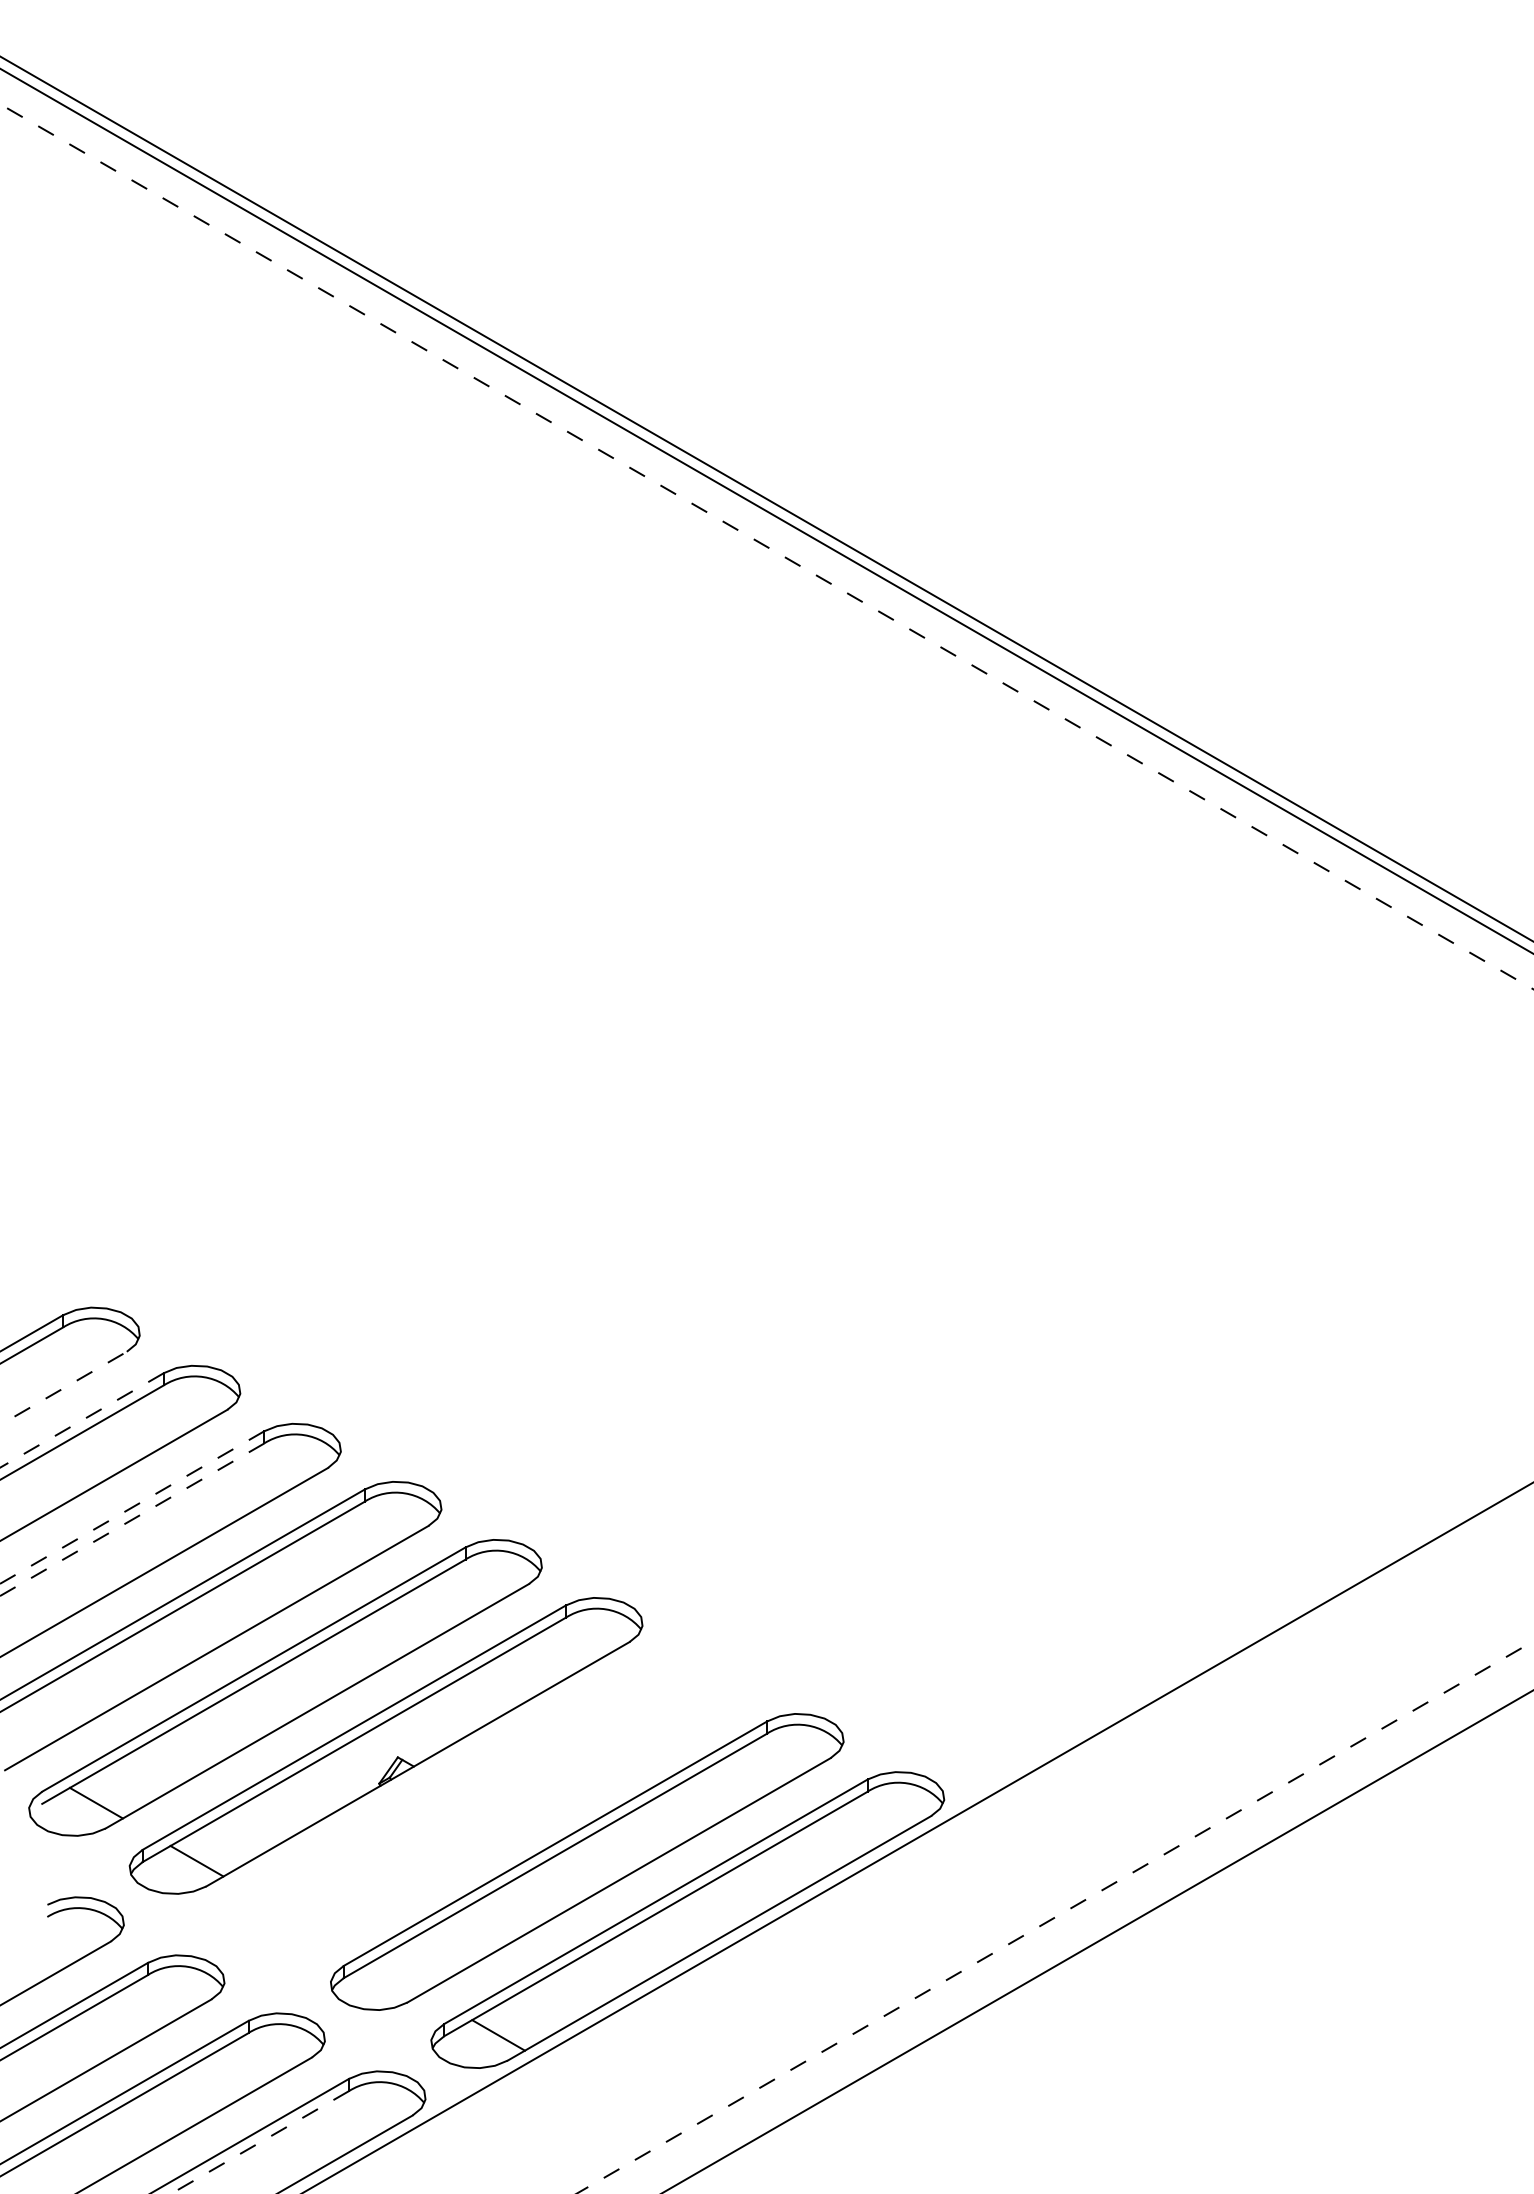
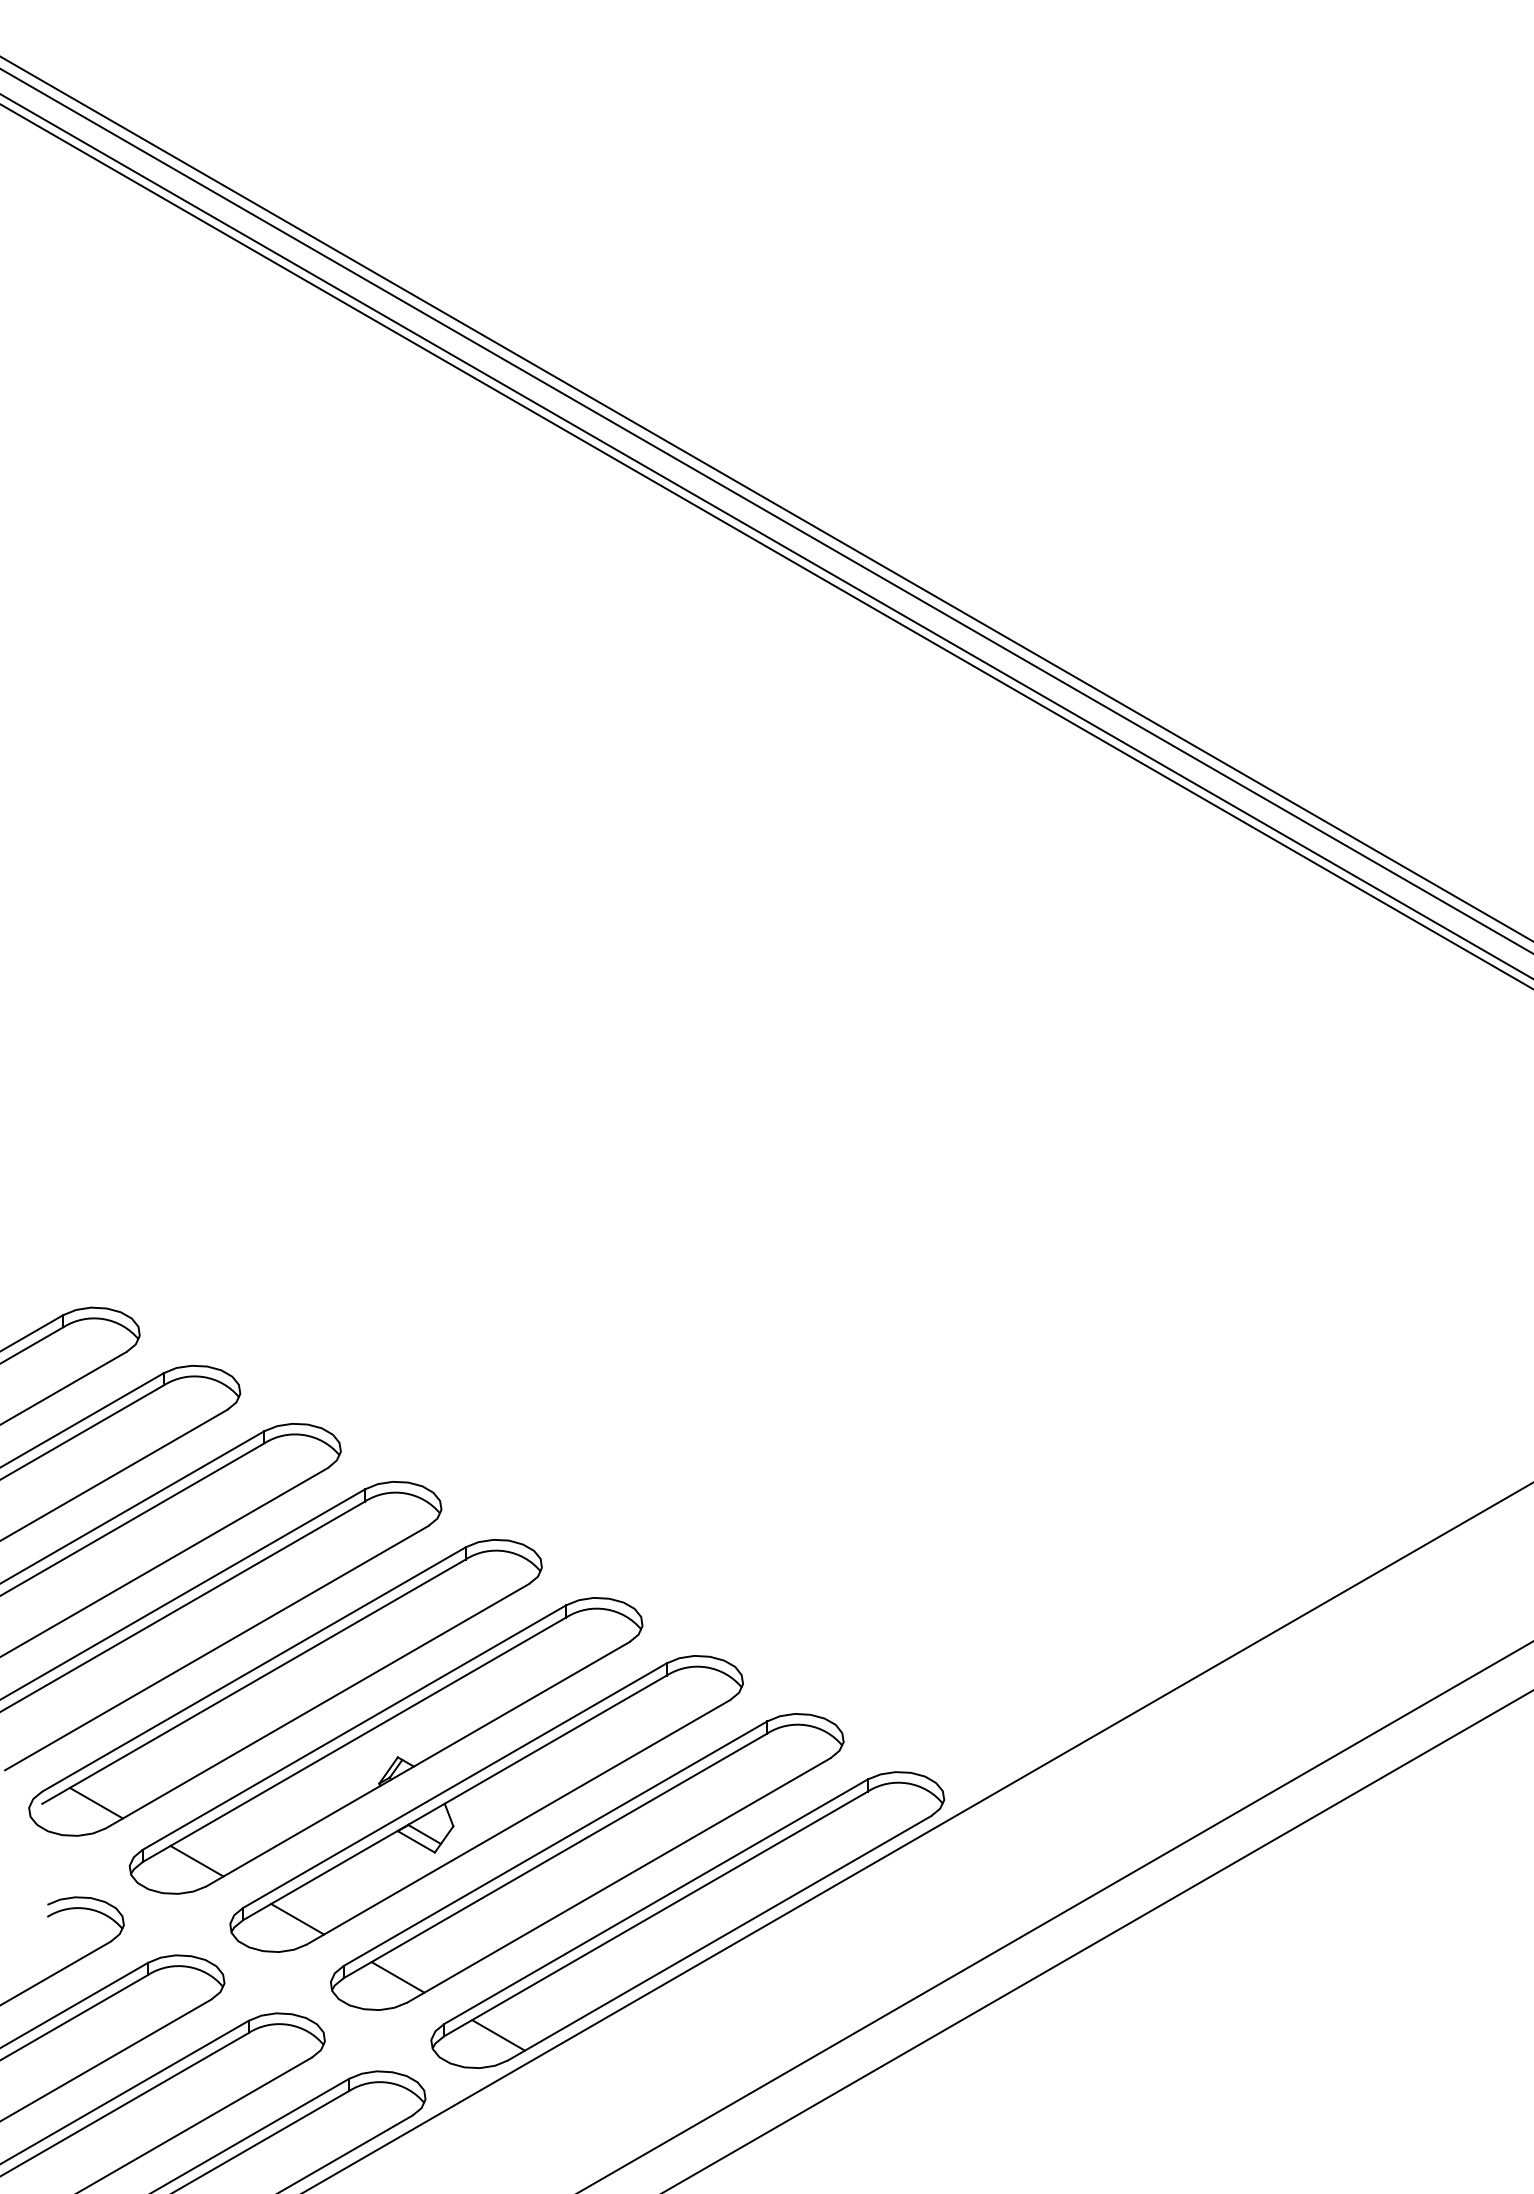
line: none -> present (766, 536)
line: dashed -> solid (766, 546)
line: dashed -> solid (63, 1388)
line: dashed -> solid (81, 1420)
line: dashed -> solid (131, 1507)
line: dashed -> solid (131, 1519)
part: none -> present (486, 1803)
line: dashed -> solid (1054, 1917)
line: none -> present (397, 1977)
line: dashed -> solid (259, 2142)
